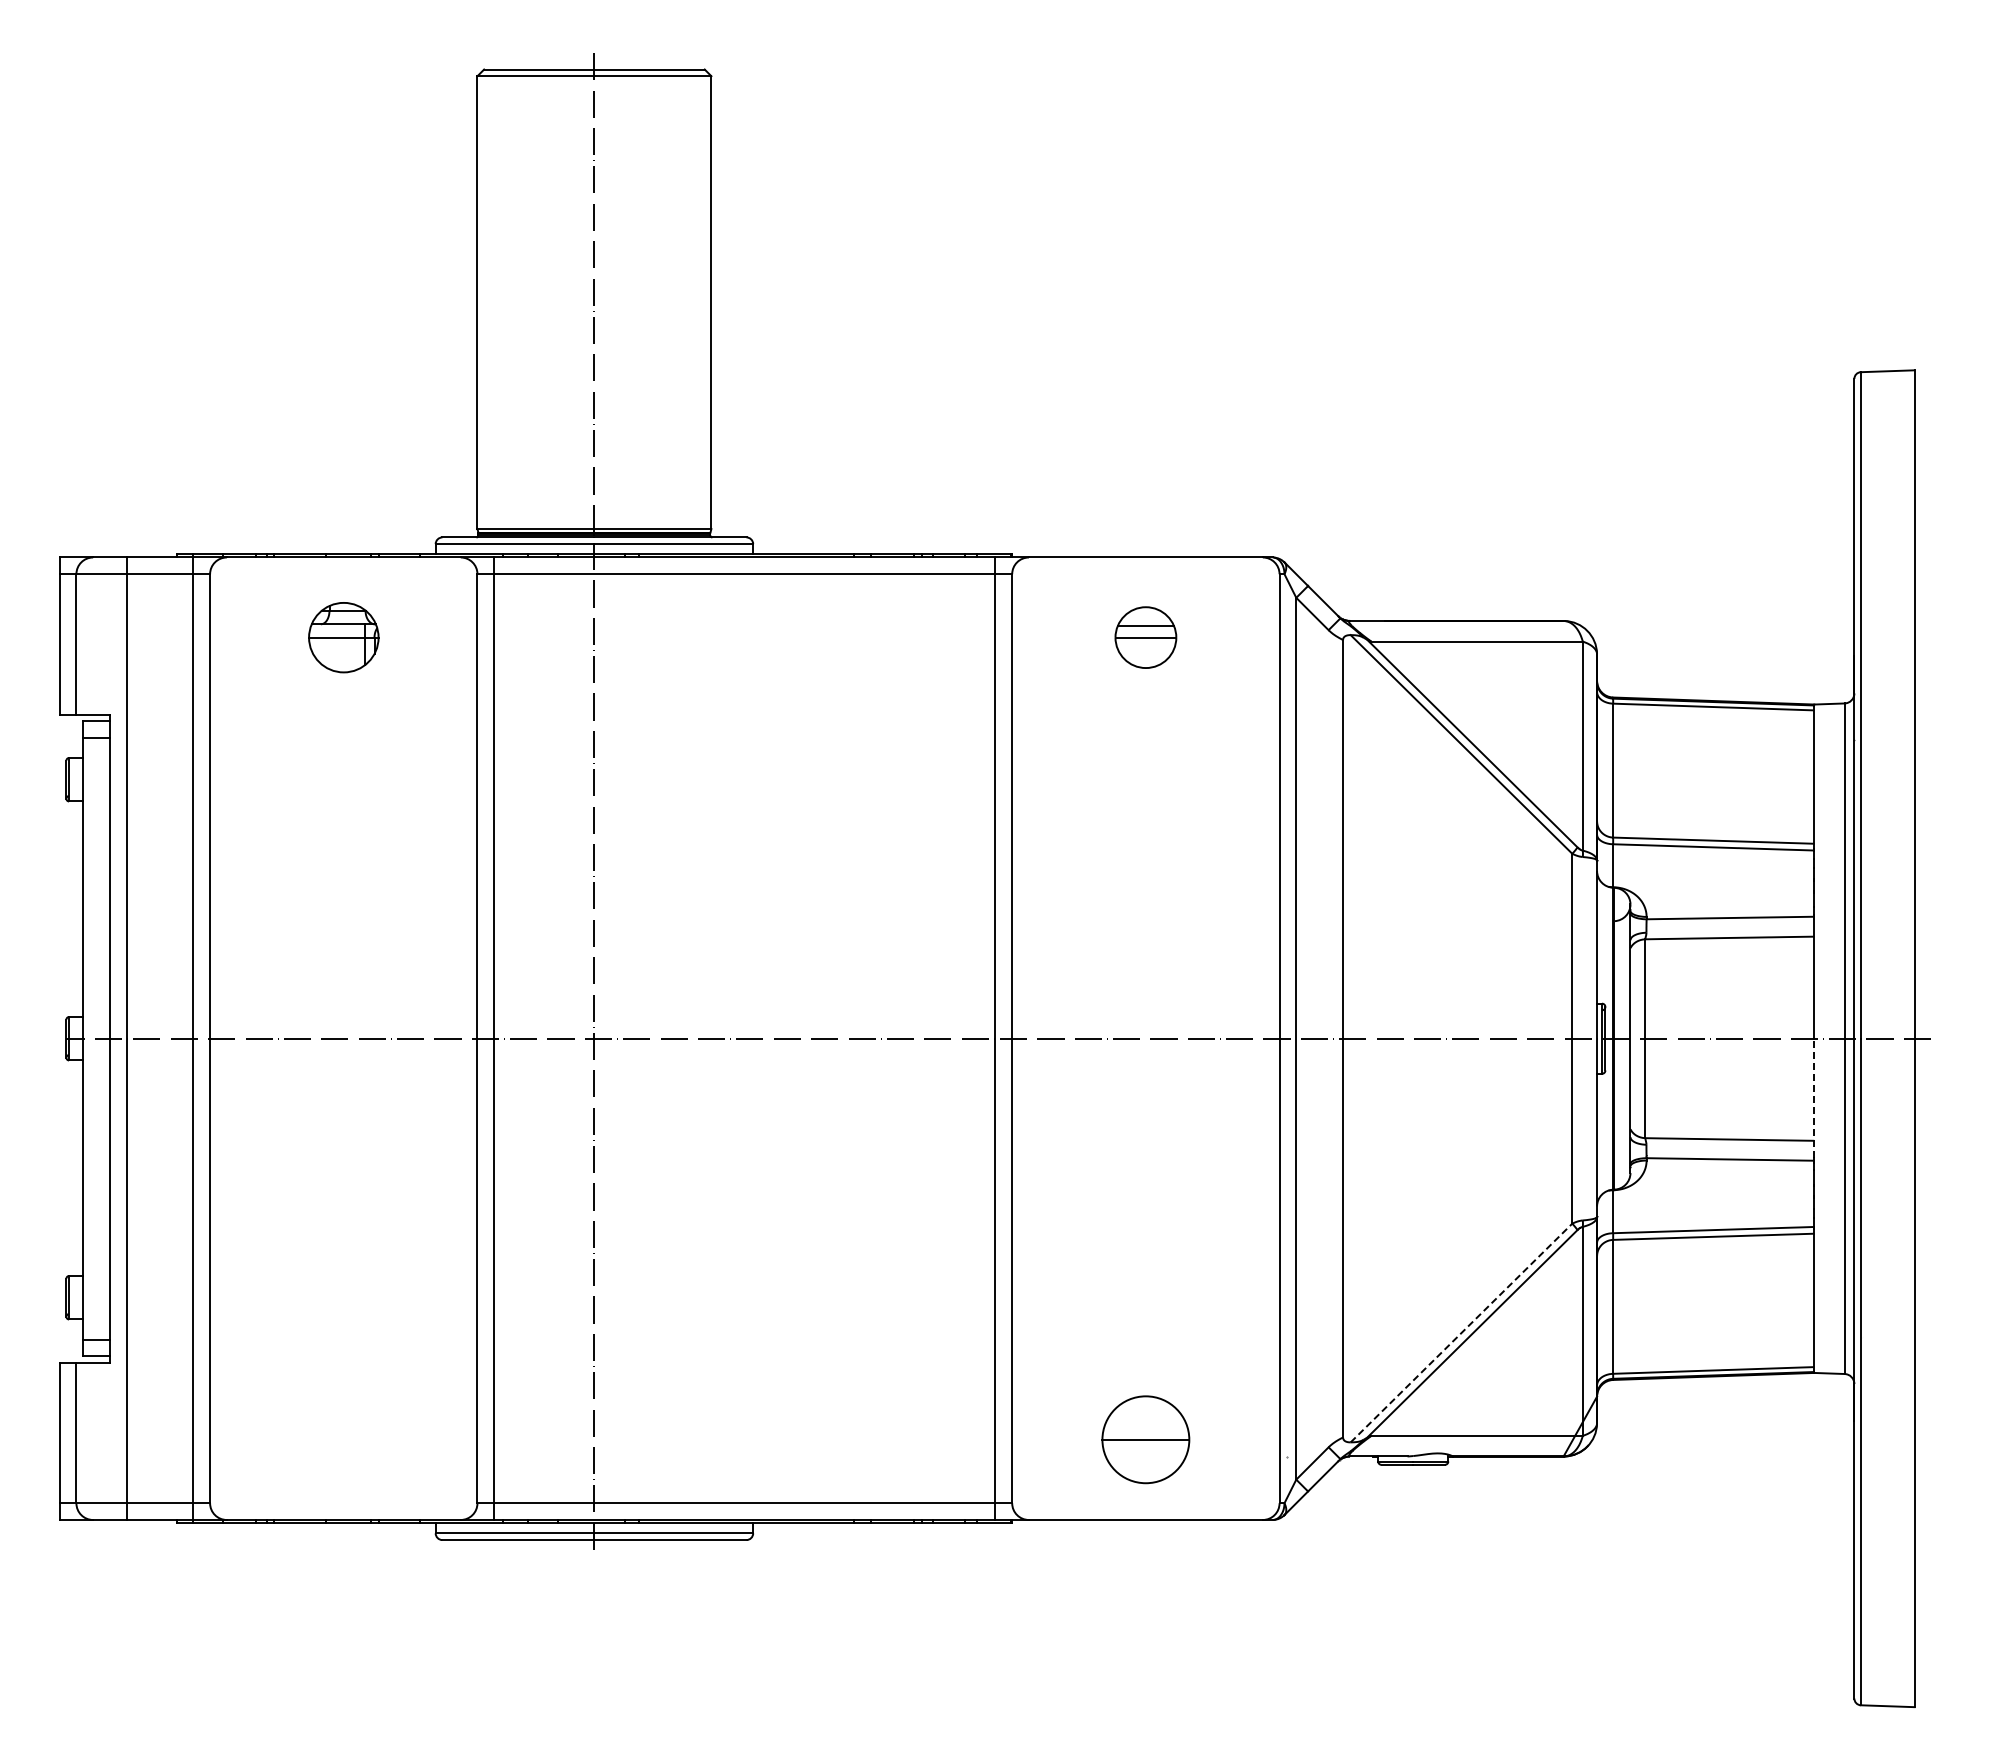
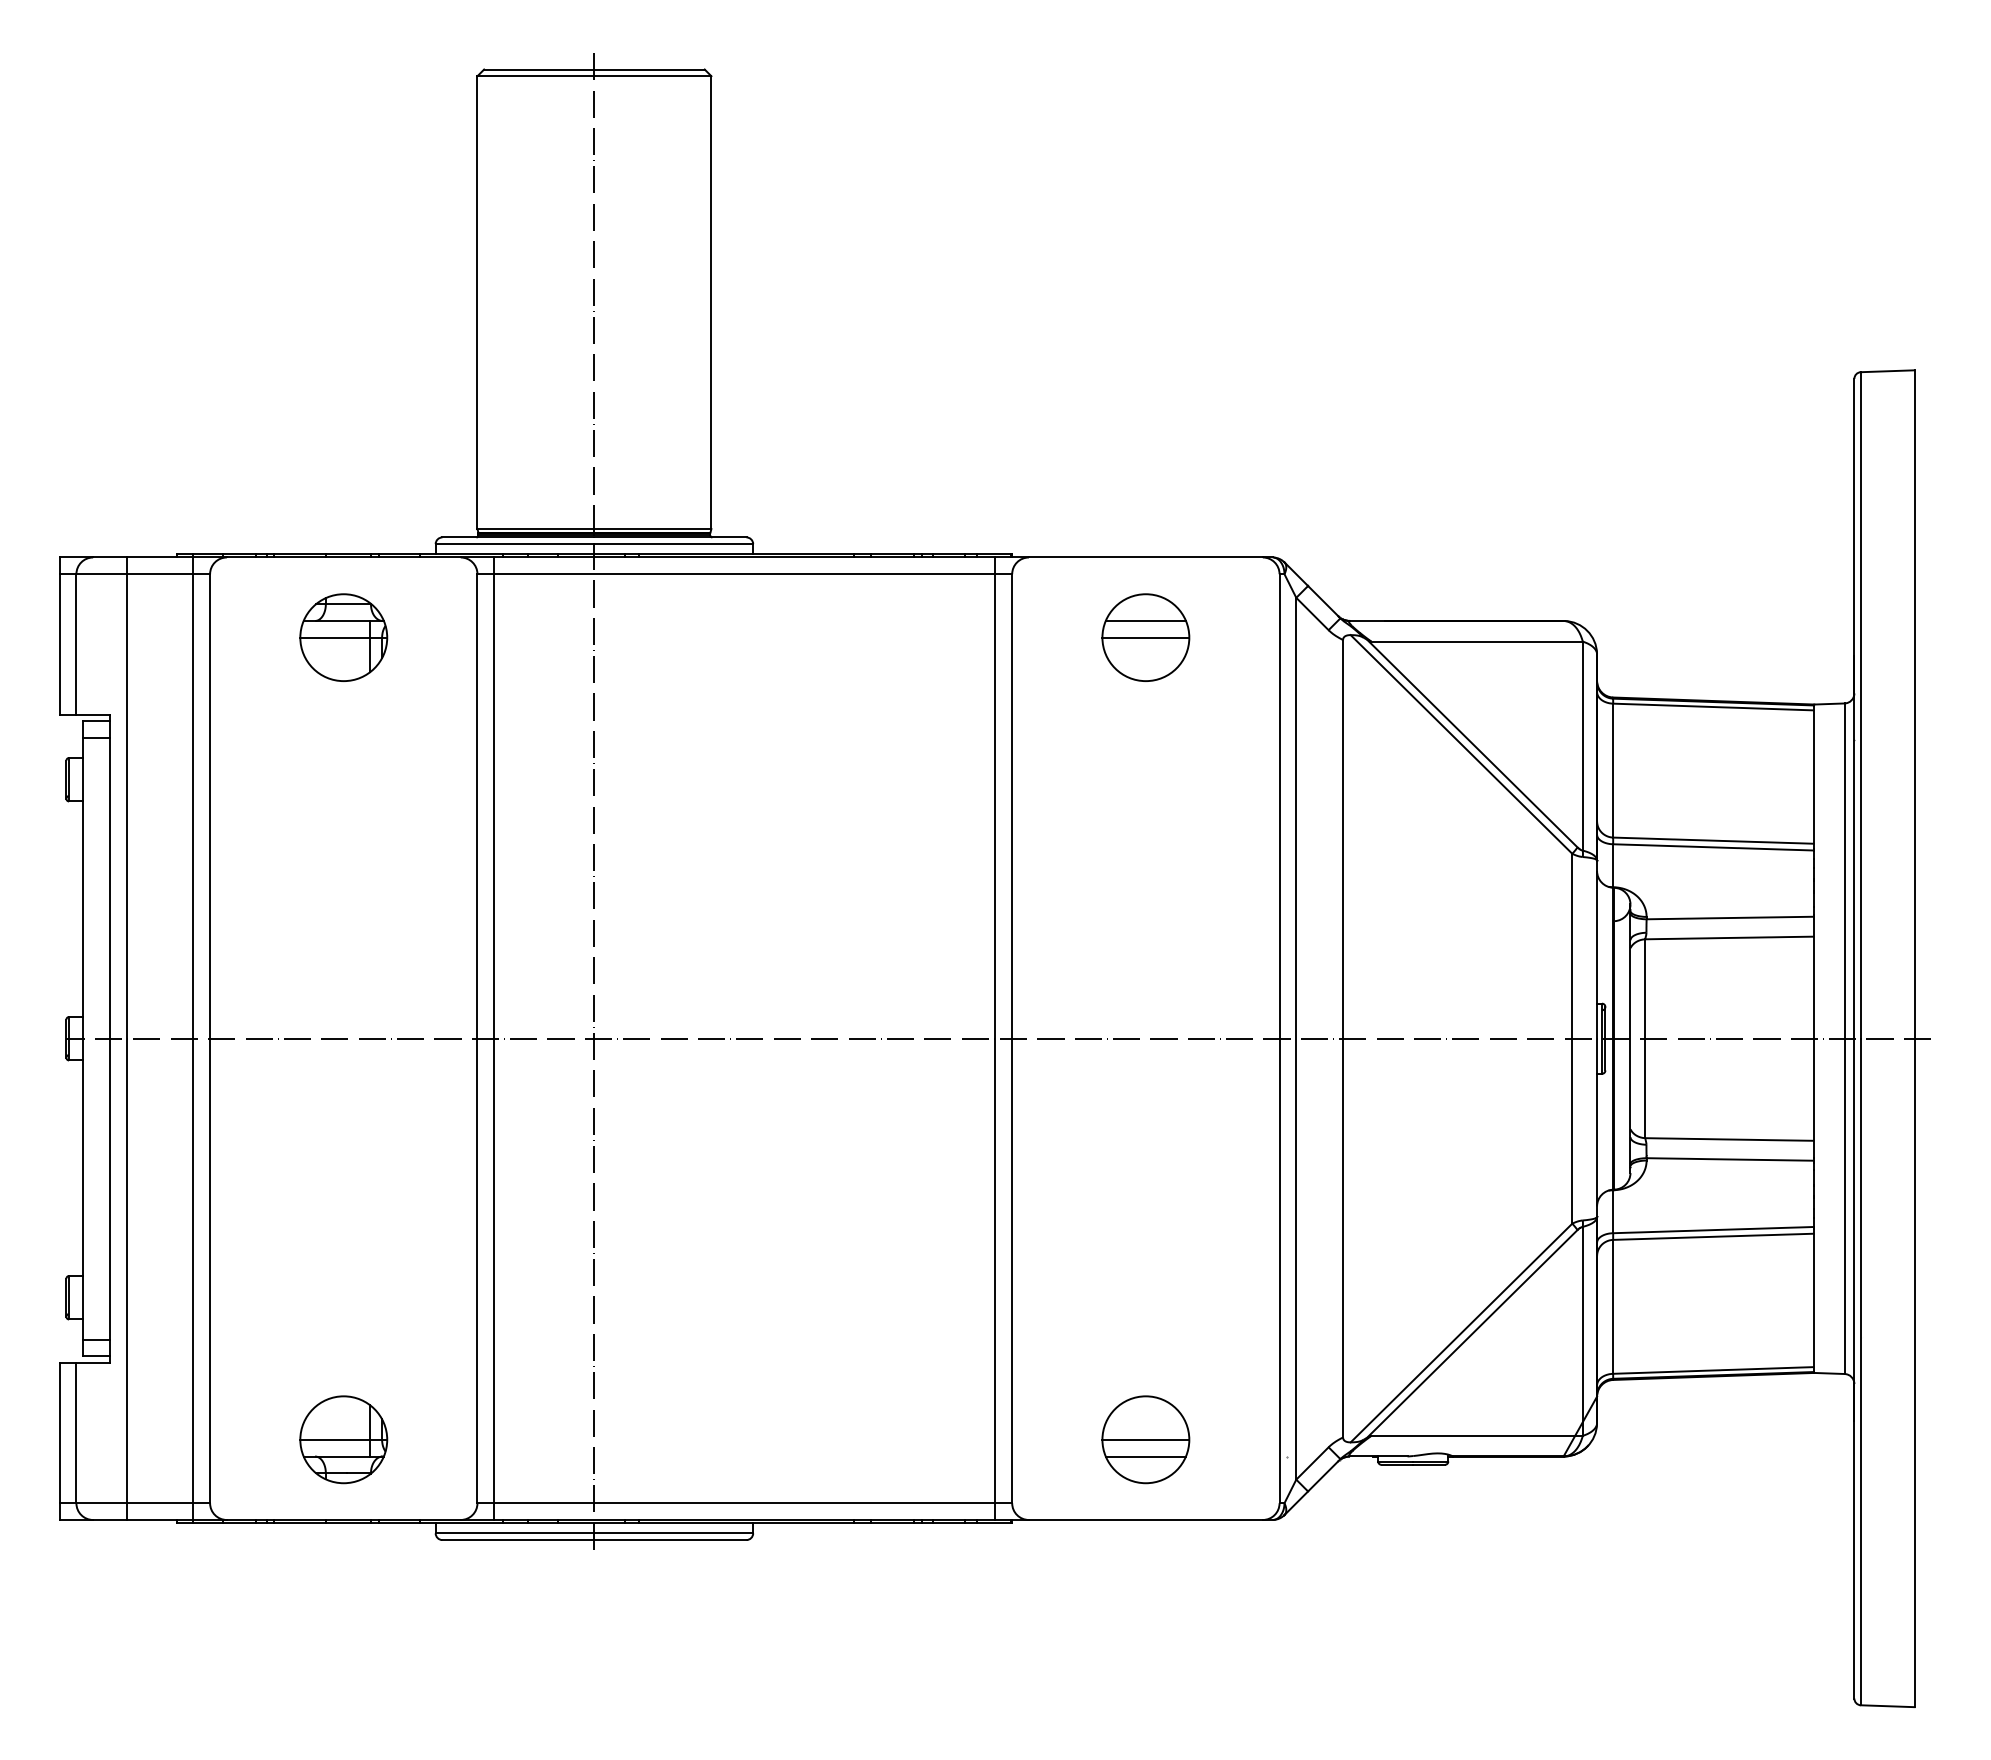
part size: 72x72 px -> 90x89 px (343, 637)
part size: 64x63 px -> 90x89 px (1145, 637)
line: dashed -> solid (1814, 1098)
line: dashed -> solid (1461, 1333)
part: none -> present (343, 1439)
line: none -> present (1145, 1456)
